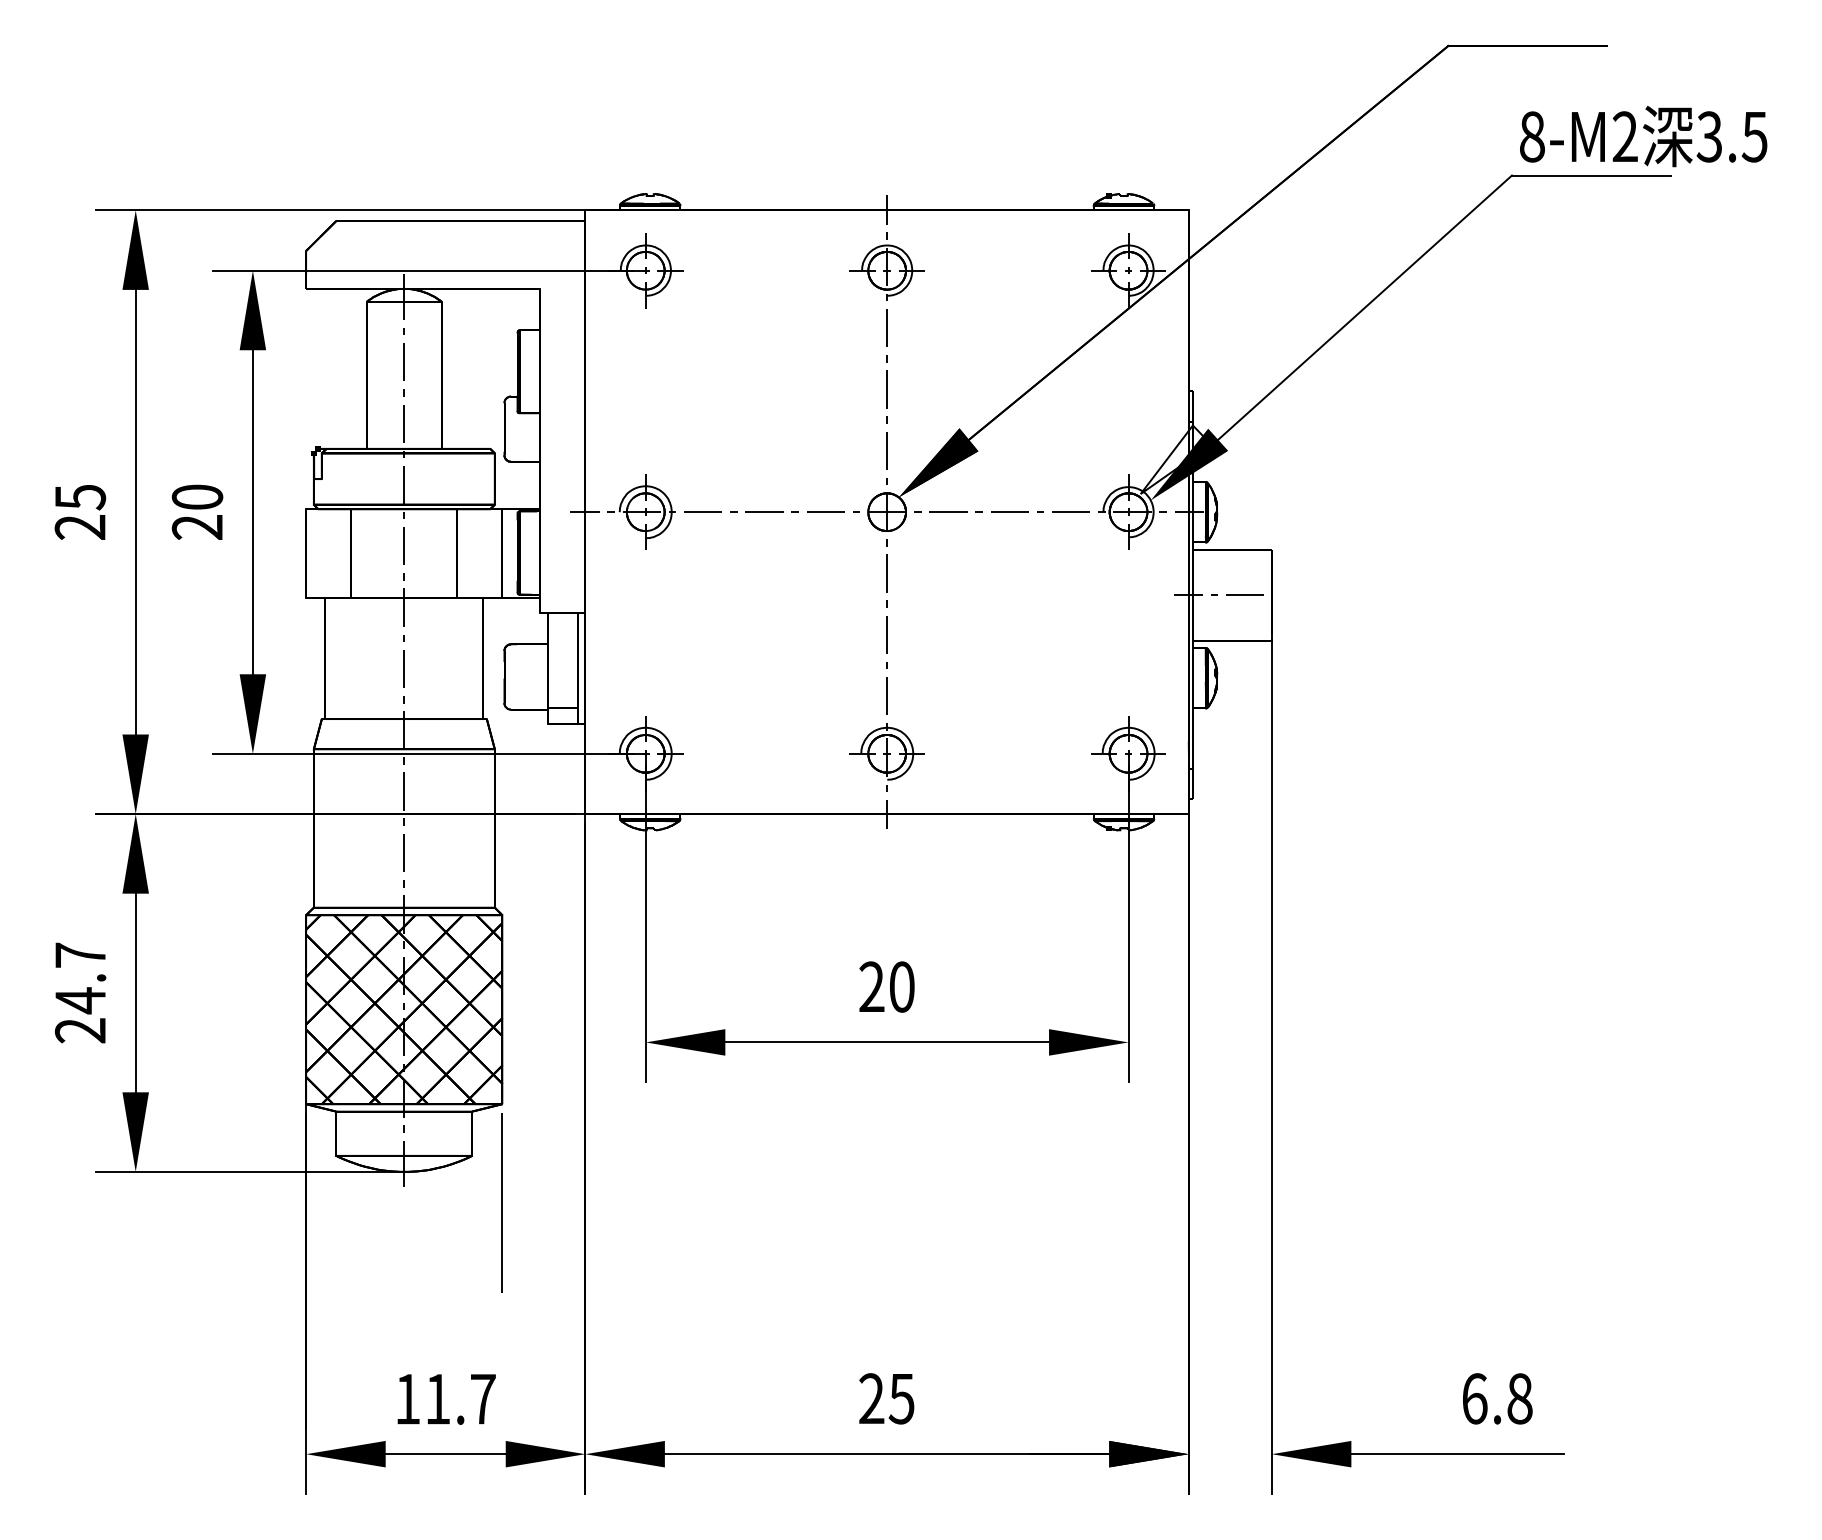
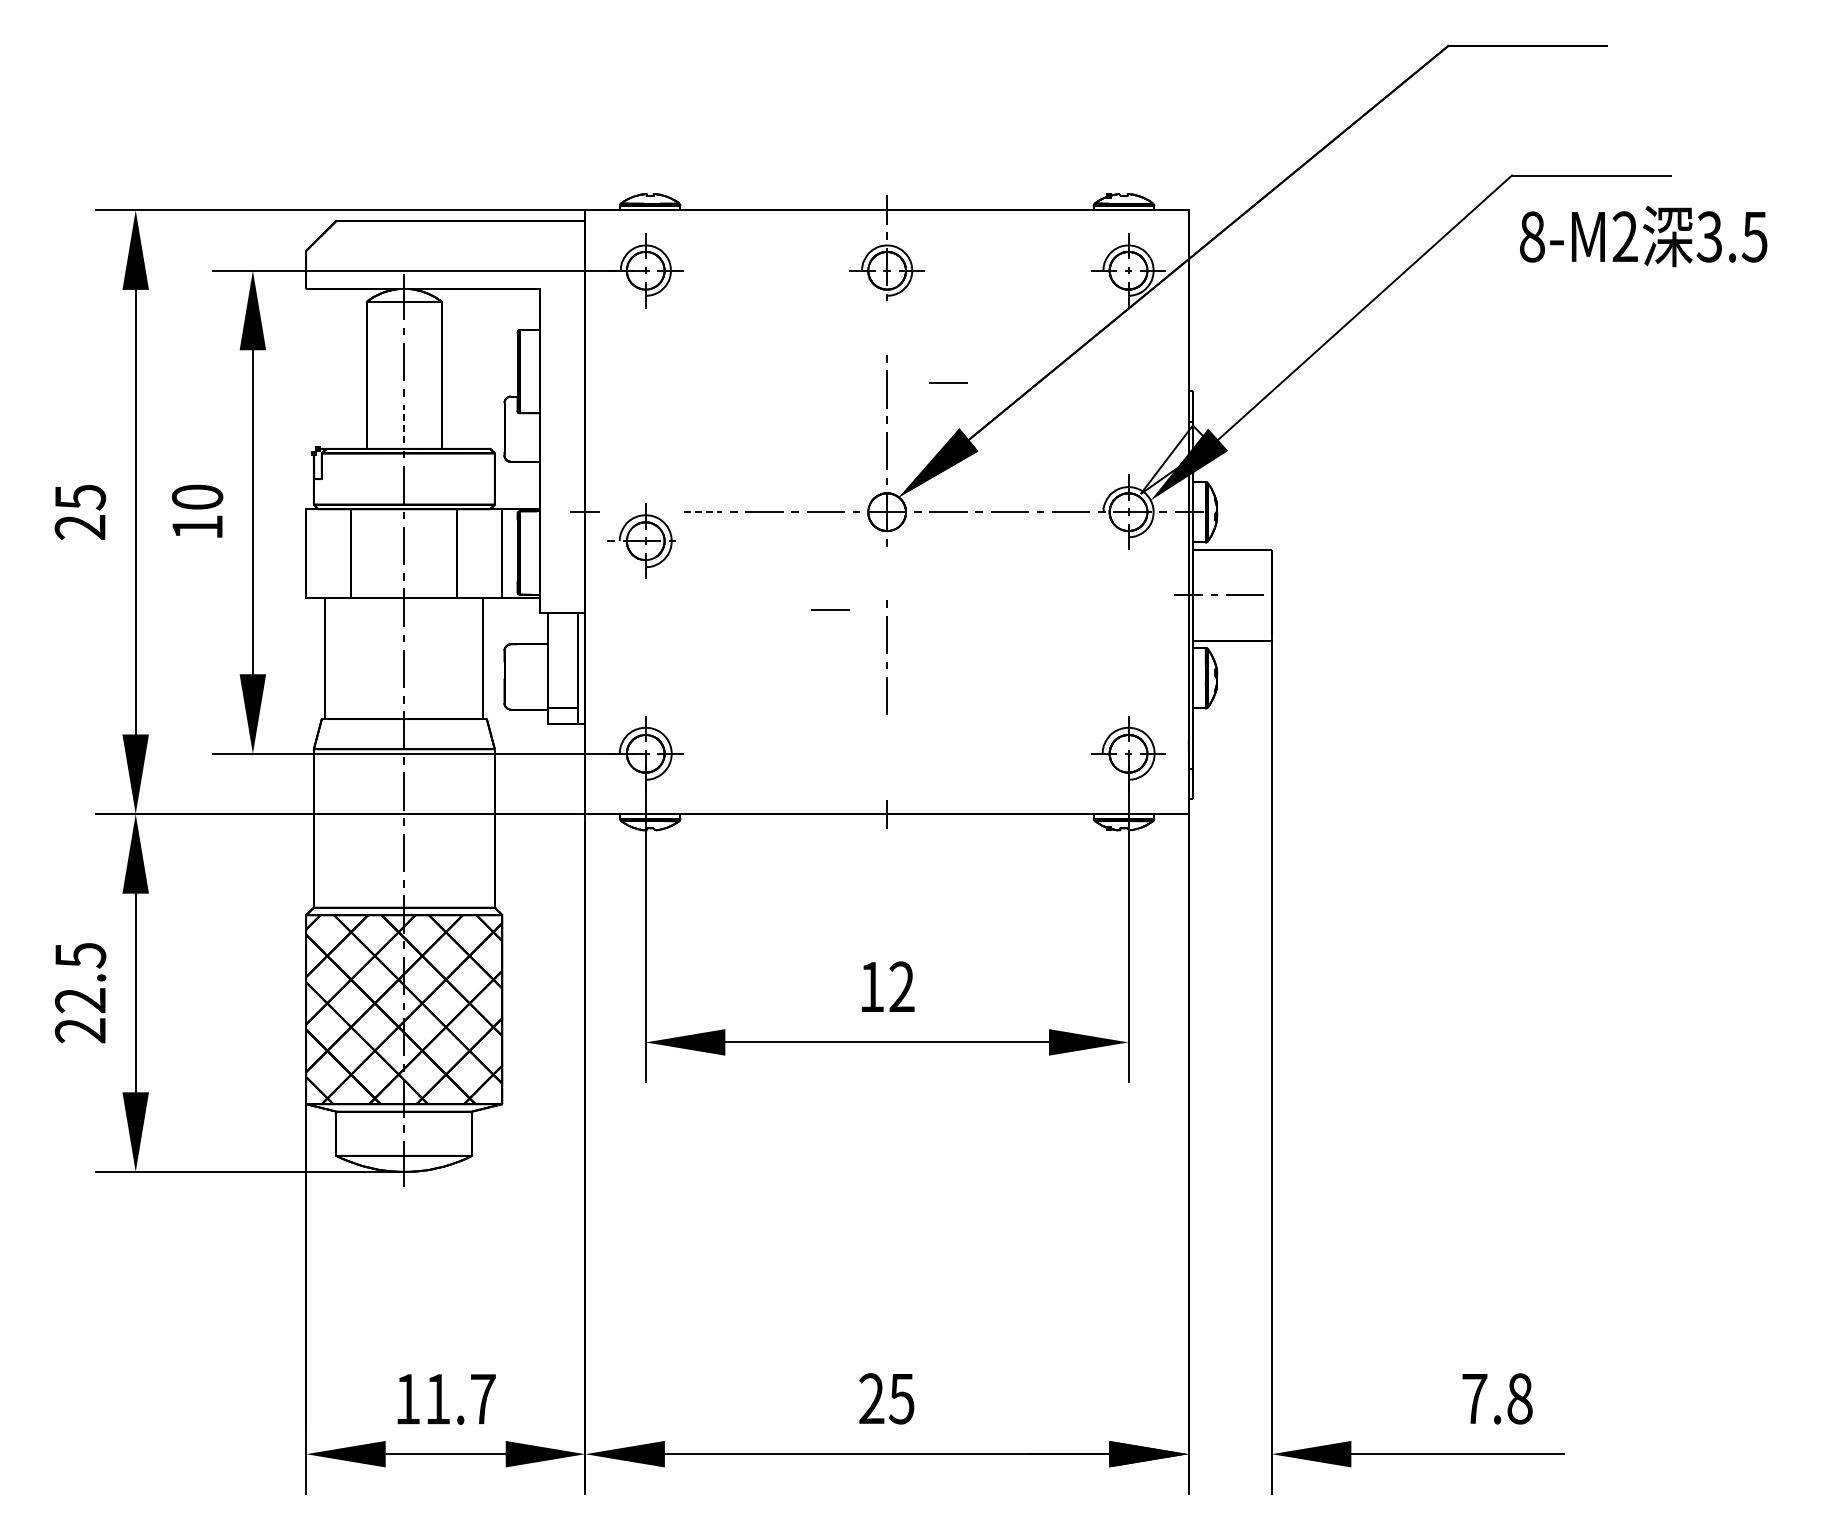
text position: (1643, 136) -> (1643, 236) (1643, 236)
line: present -> none (886, 327)
line: none -> present (948, 382)
line: solid -> dashed (404, 423)
part position: (641, 511) -> (641, 540) (641, 540)
line: solid -> dashed (703, 512)
text: 20 -> 10 (196, 527)
line: present -> none (886, 573)
line: none -> present (830, 609)
part: present -> none (886, 757)
text: 24.7 -> 22.5 (80, 978)
text: 20 -> 12 (886, 986)
line: present -> none (501, 1202)
text: 6.8 -> 7.8 (1474, 1398)
